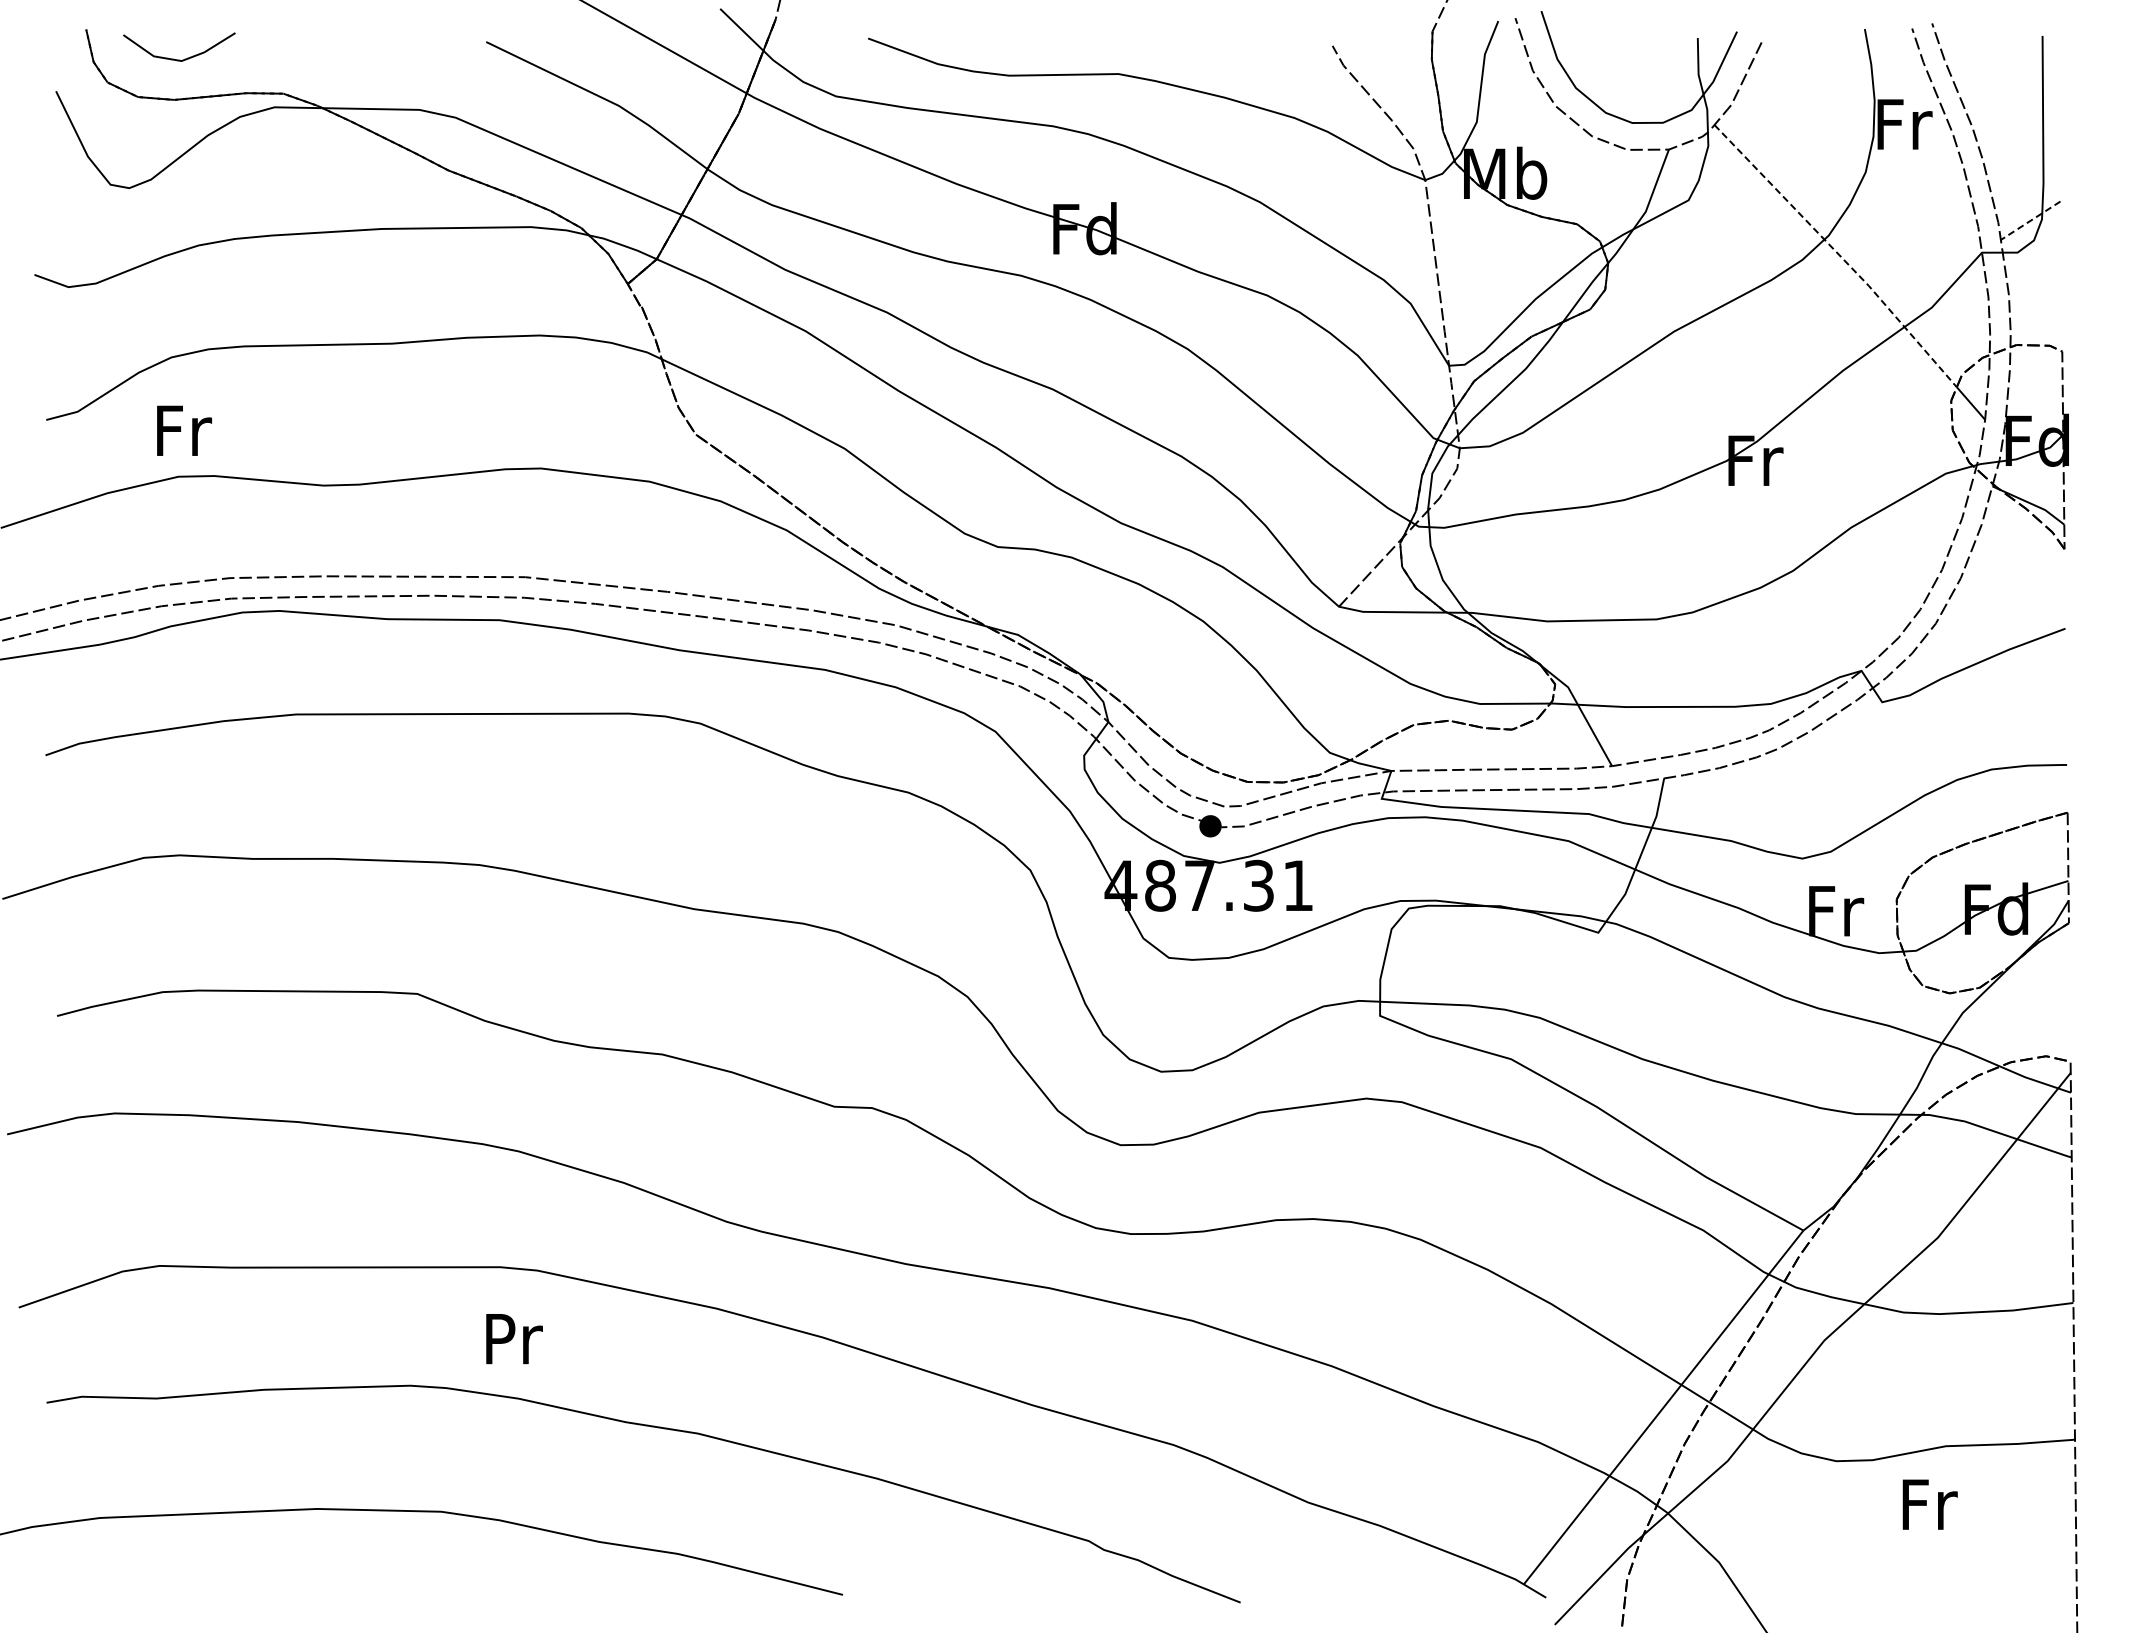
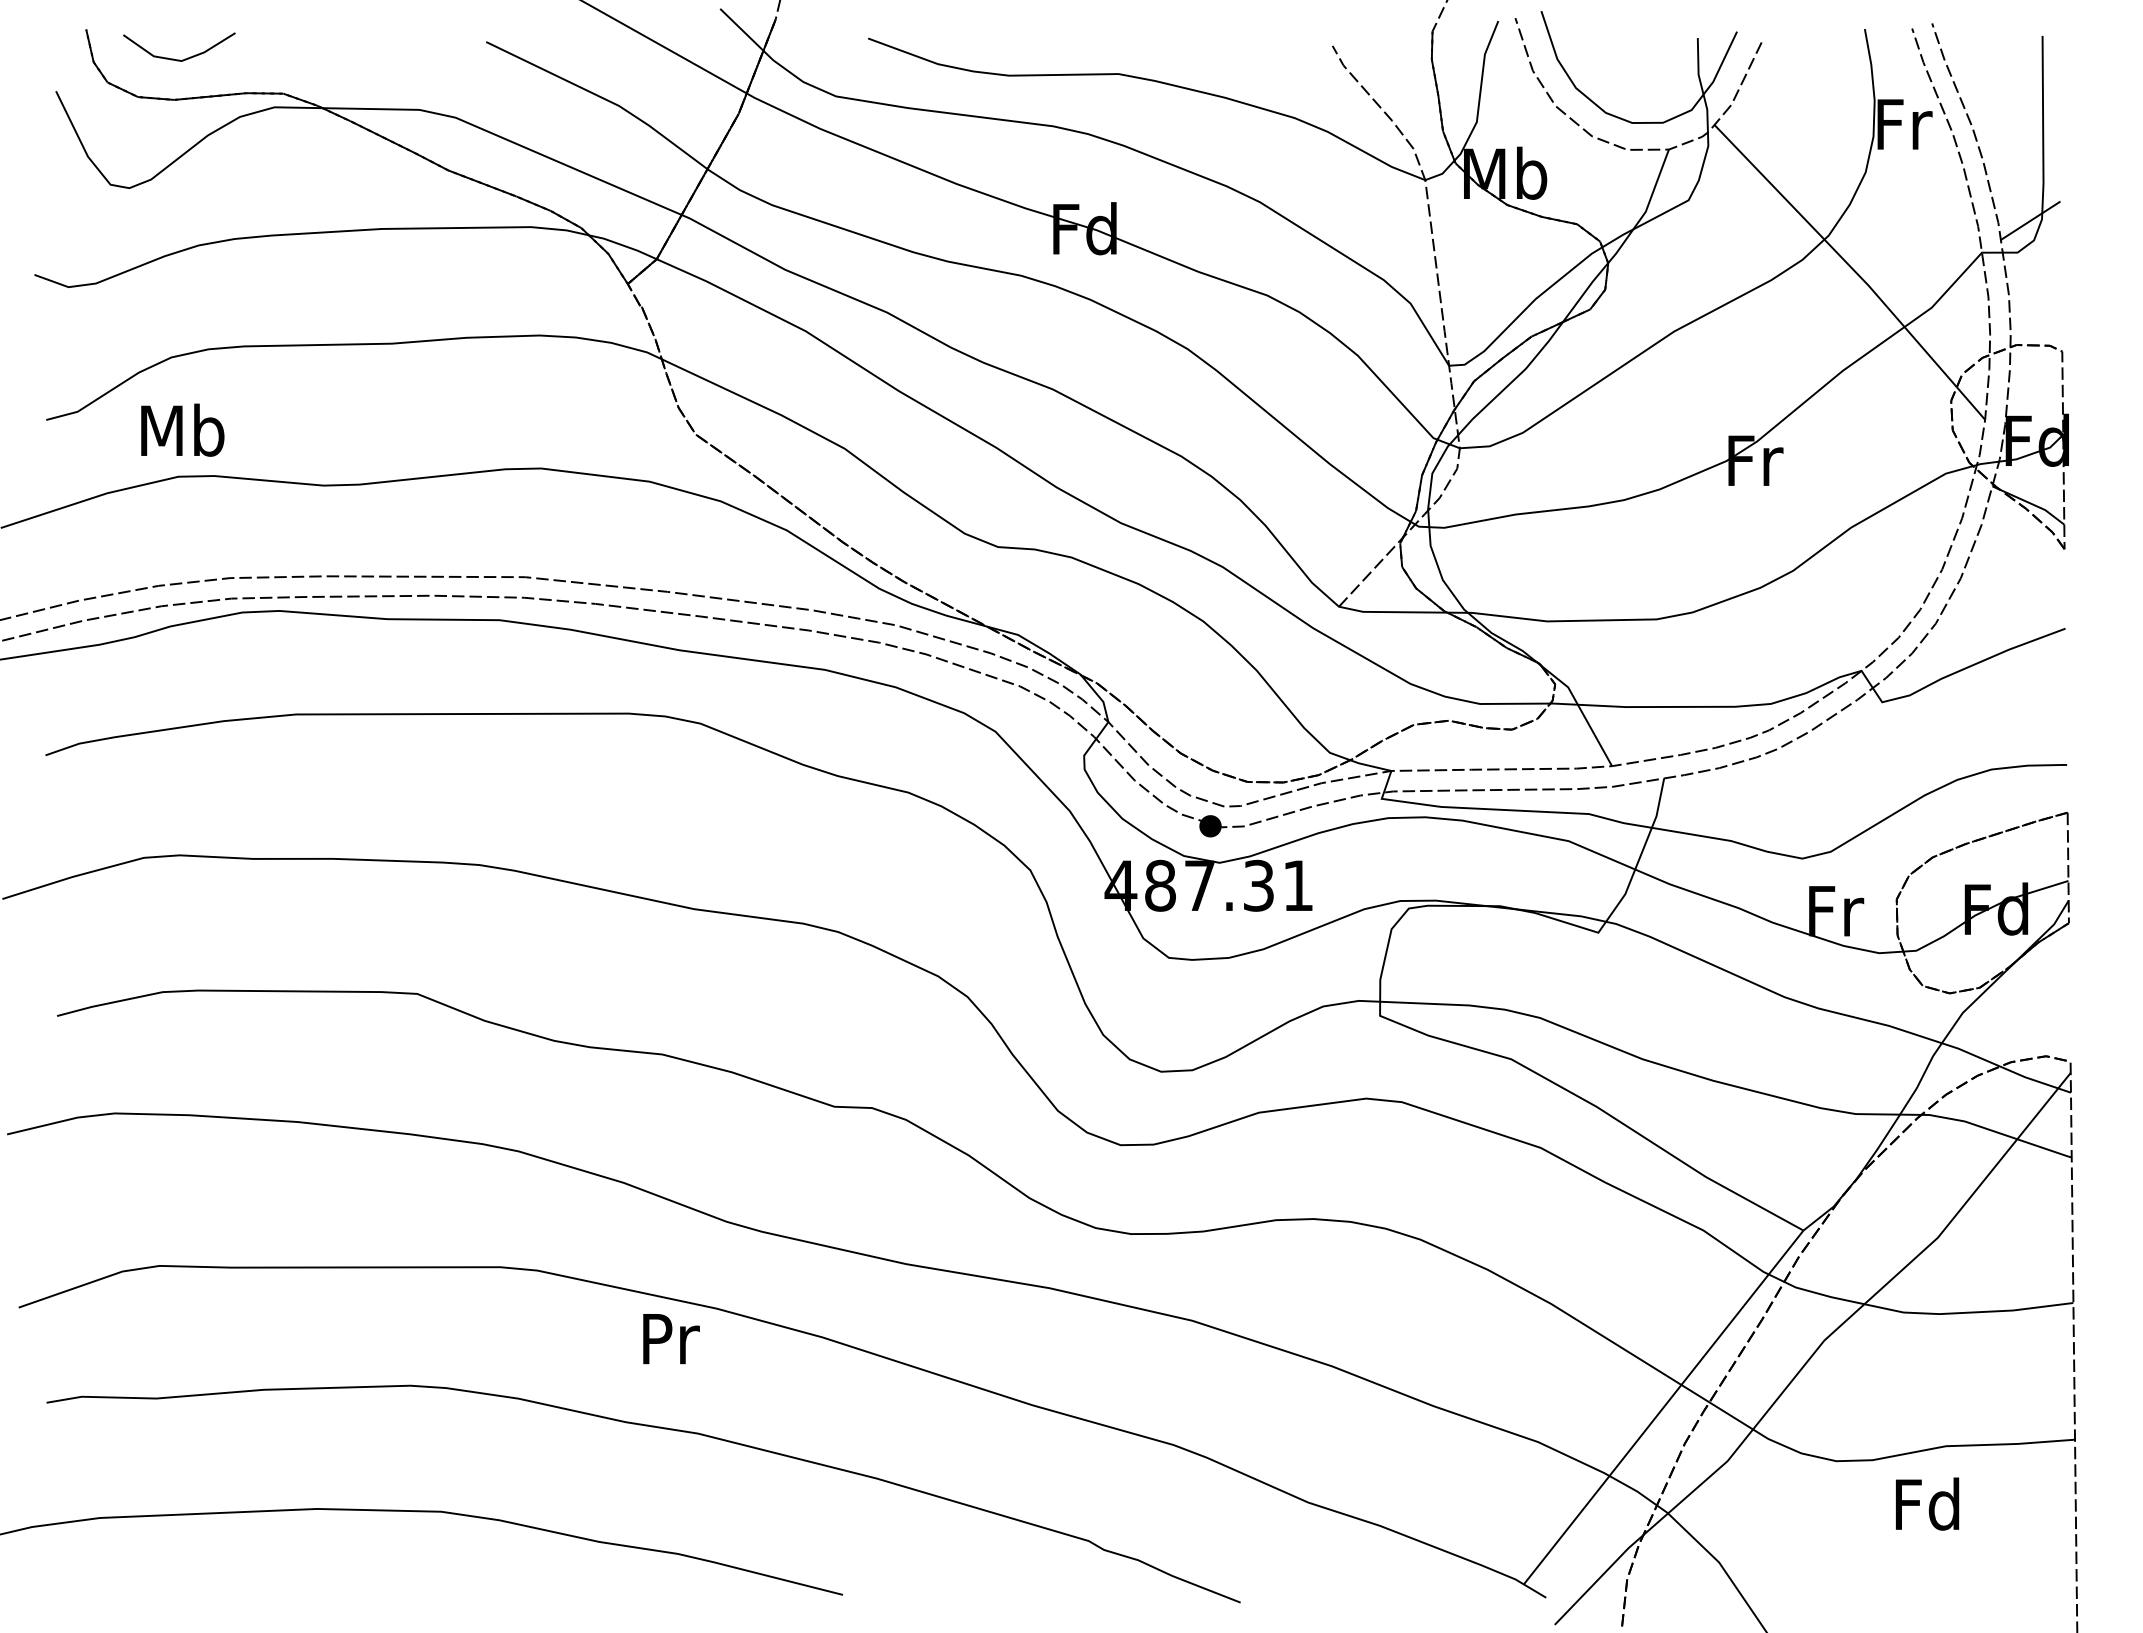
line: dashed -> solid (2030, 221)
line: dashed -> solid (1838, 254)
text: Fr -> Mb (182, 429)
text position: (514, 1339) -> (671, 1339) (671, 1339)
text: Fr -> Fd (1927, 1503)
